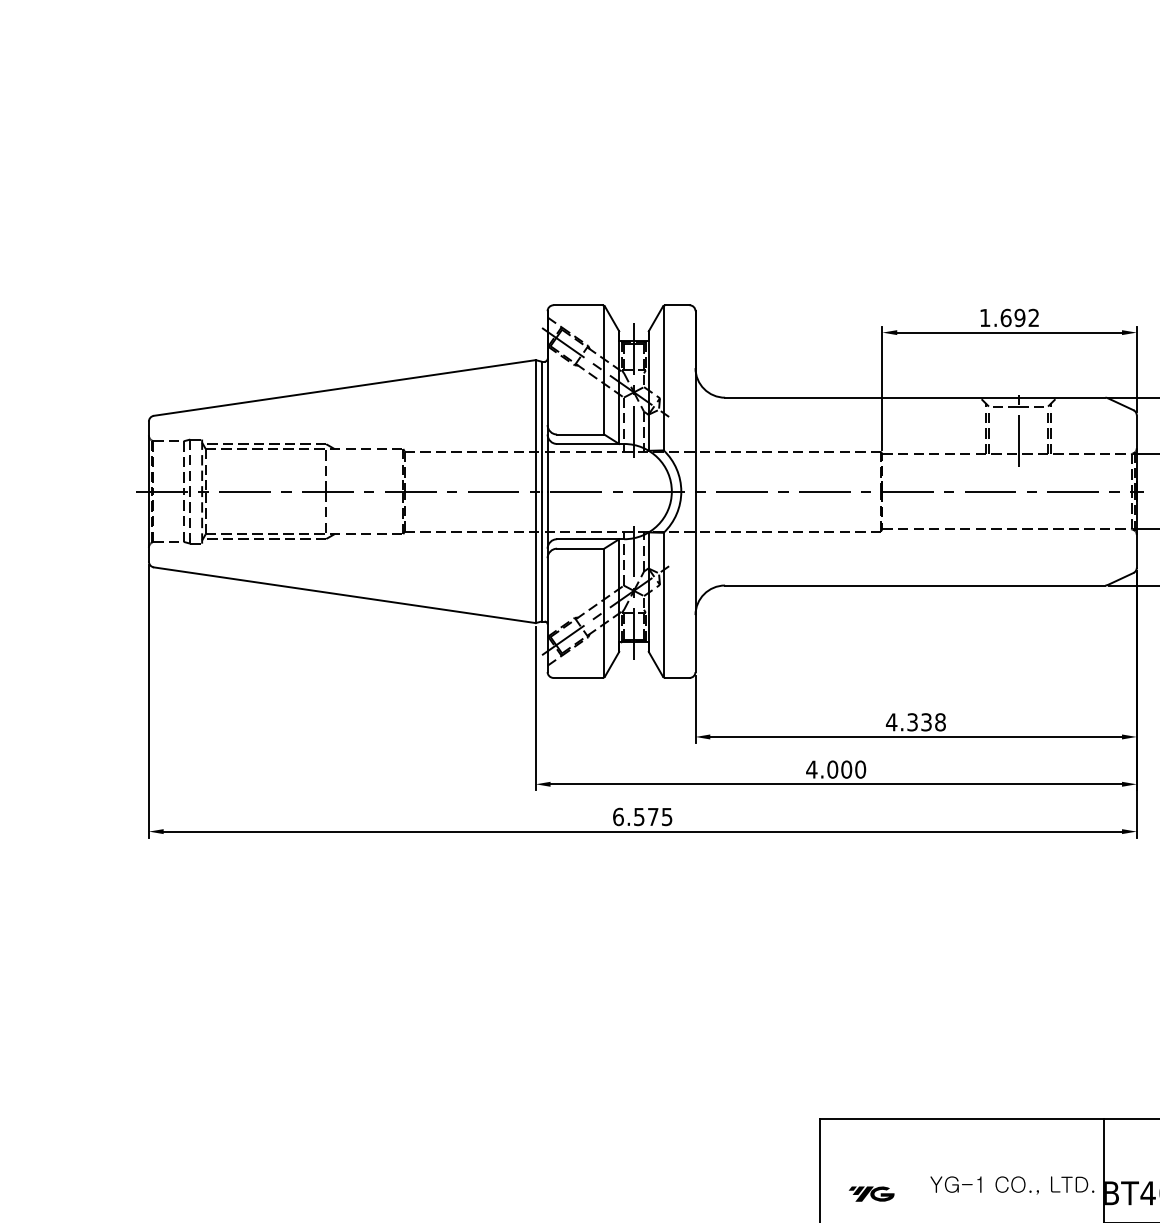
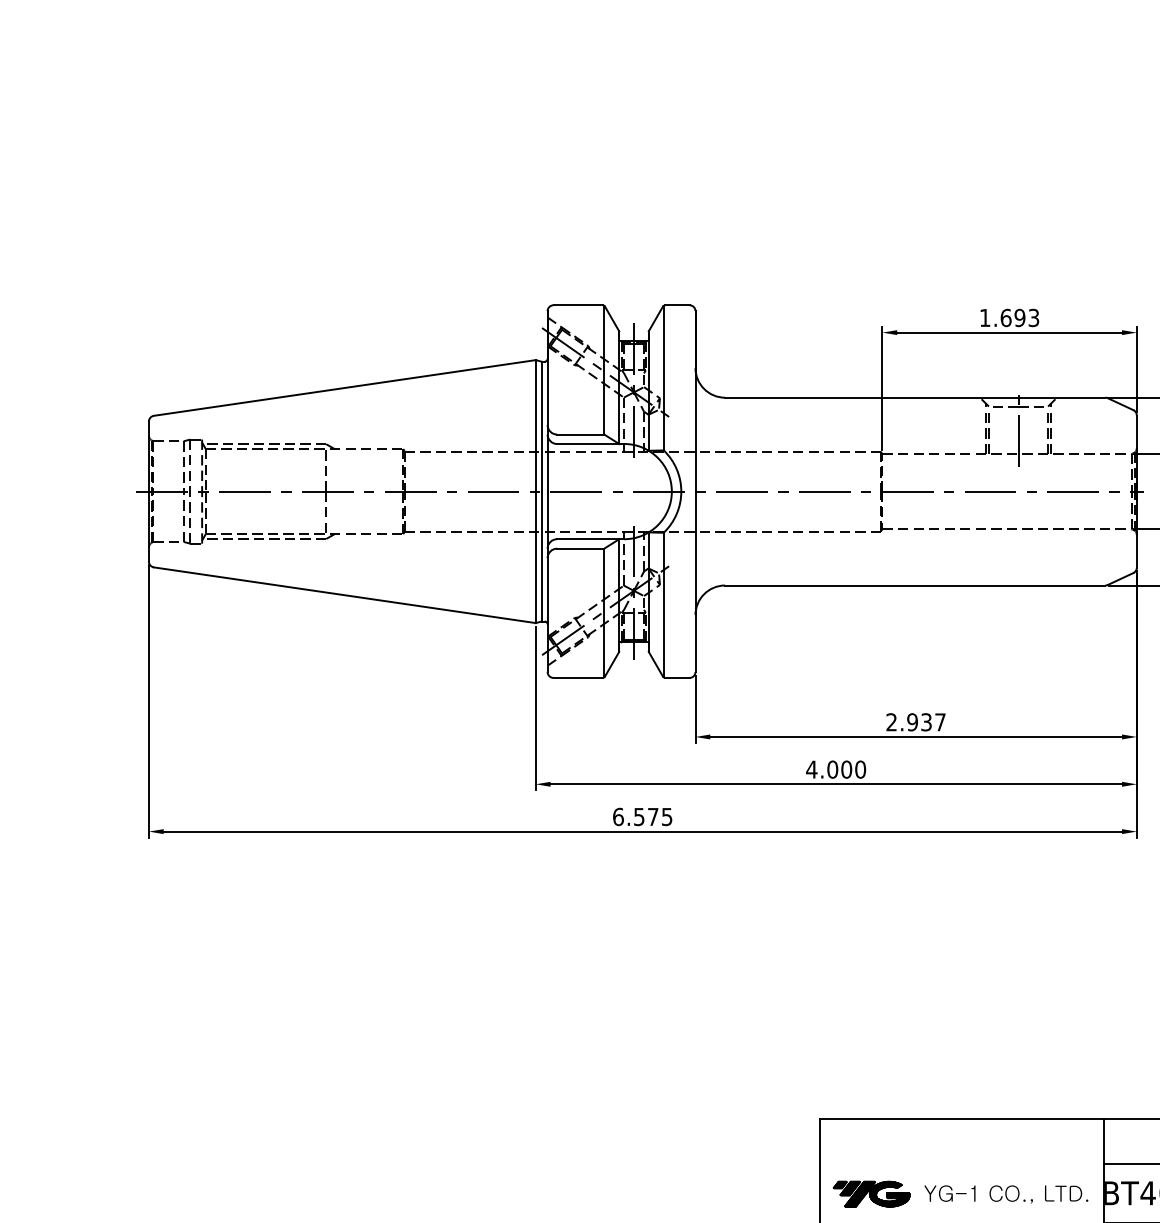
text: 1.692 -> 1.693 (1033, 318)
text: 4.338 -> 2.937 (915, 722)
line: none -> present (1129, 1163)
text position: (1012, 1185) -> (1006, 1194) (1006, 1194)
part size: 46x16 px -> 79x28 px (871, 1193)
